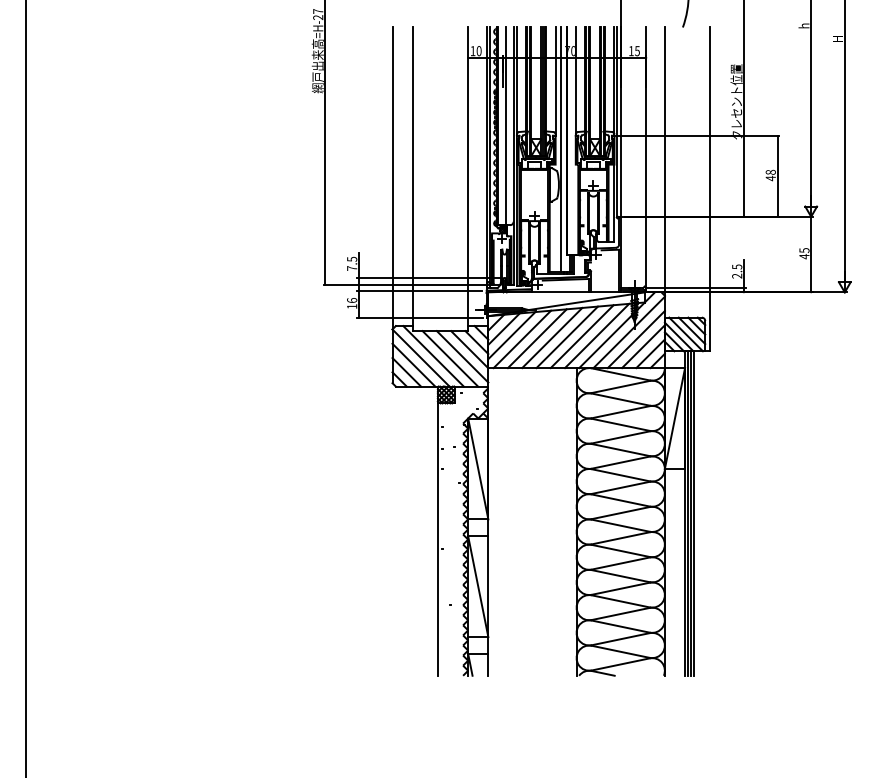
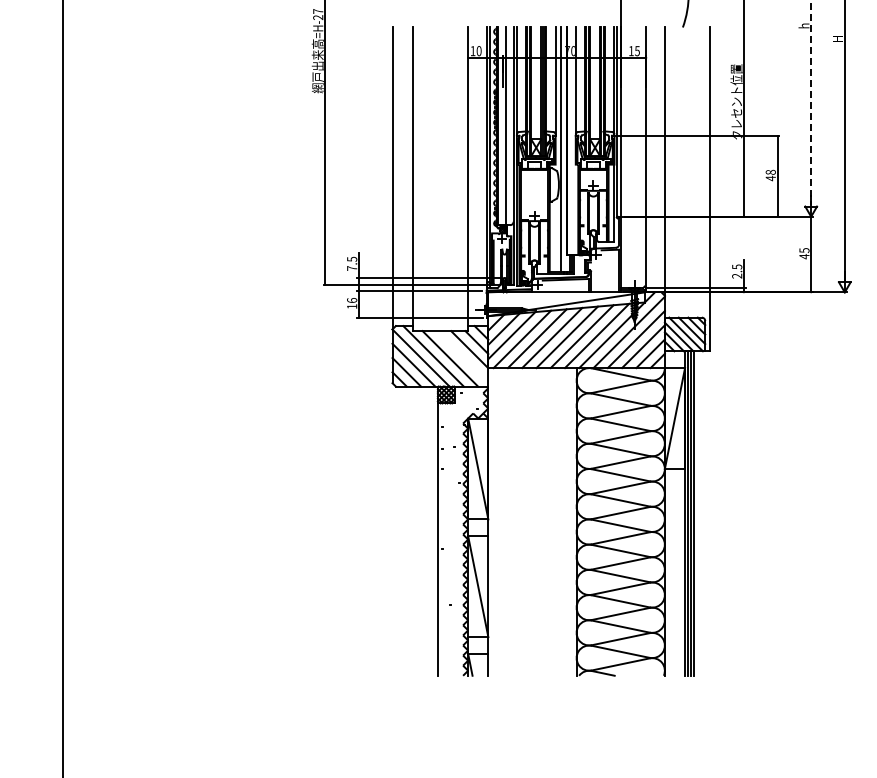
line: solid -> dashed (811, 103)
line: present -> none (462, 356)
line position: (26, 388) -> (63, 388) (63, 388)
